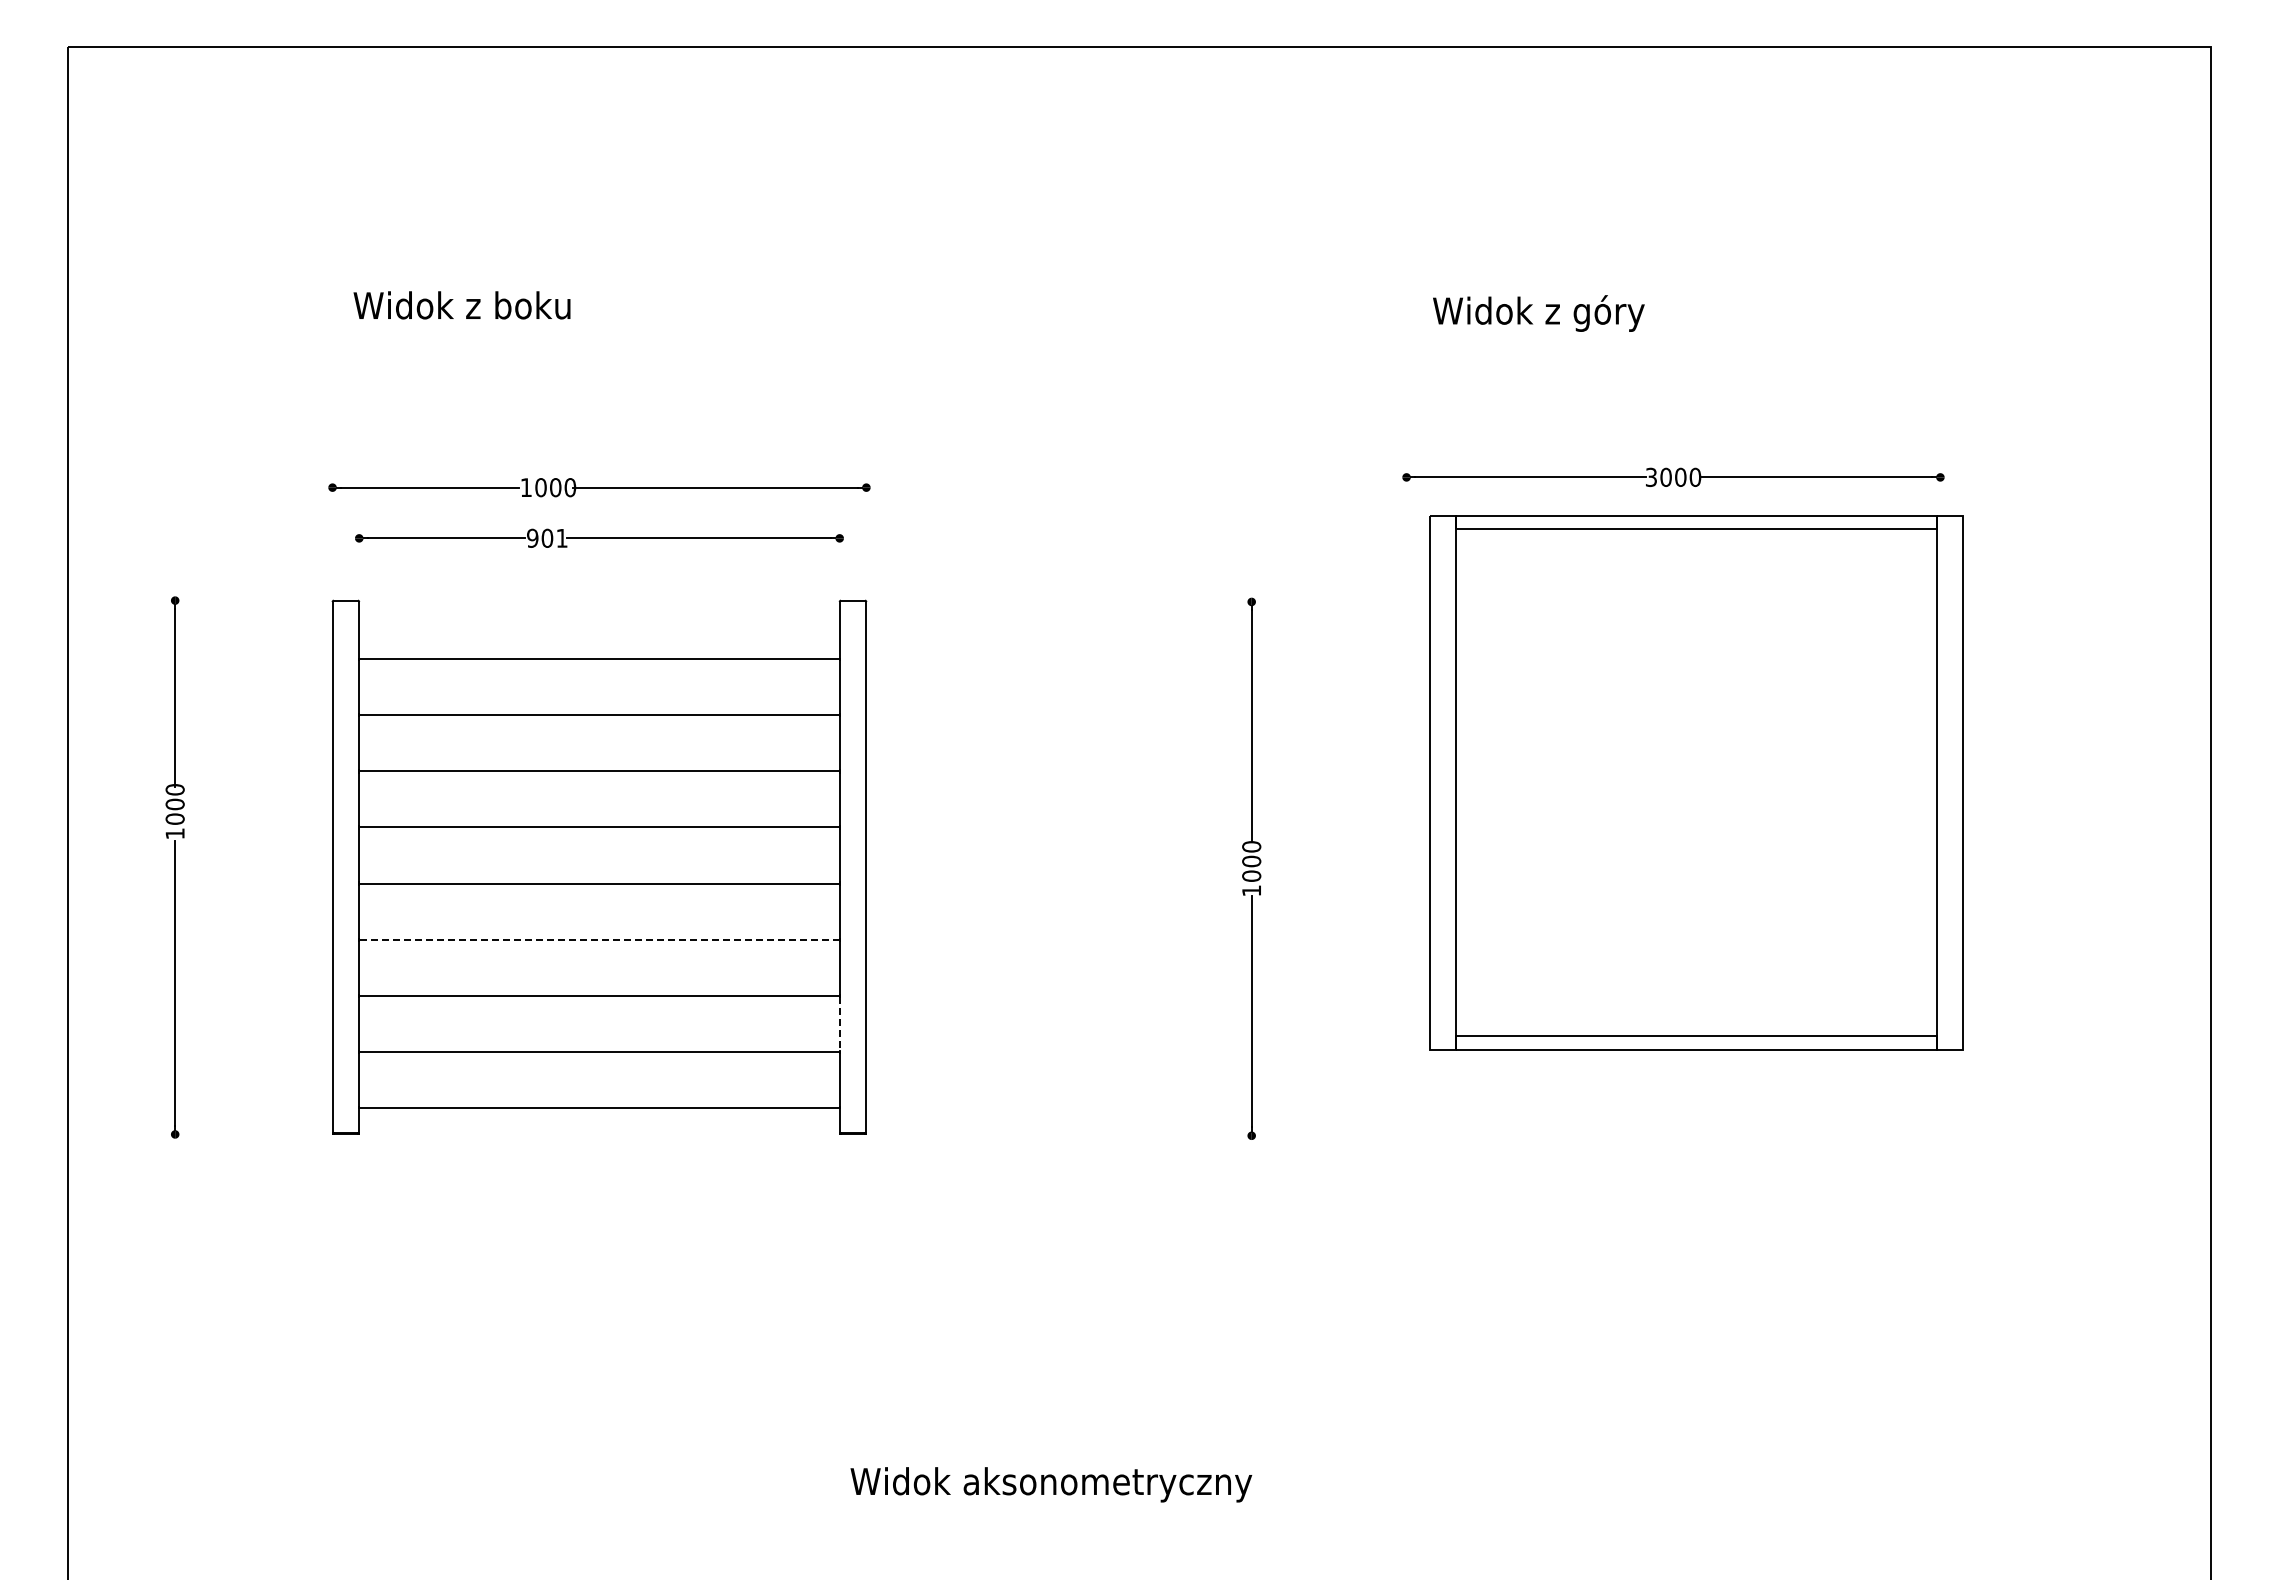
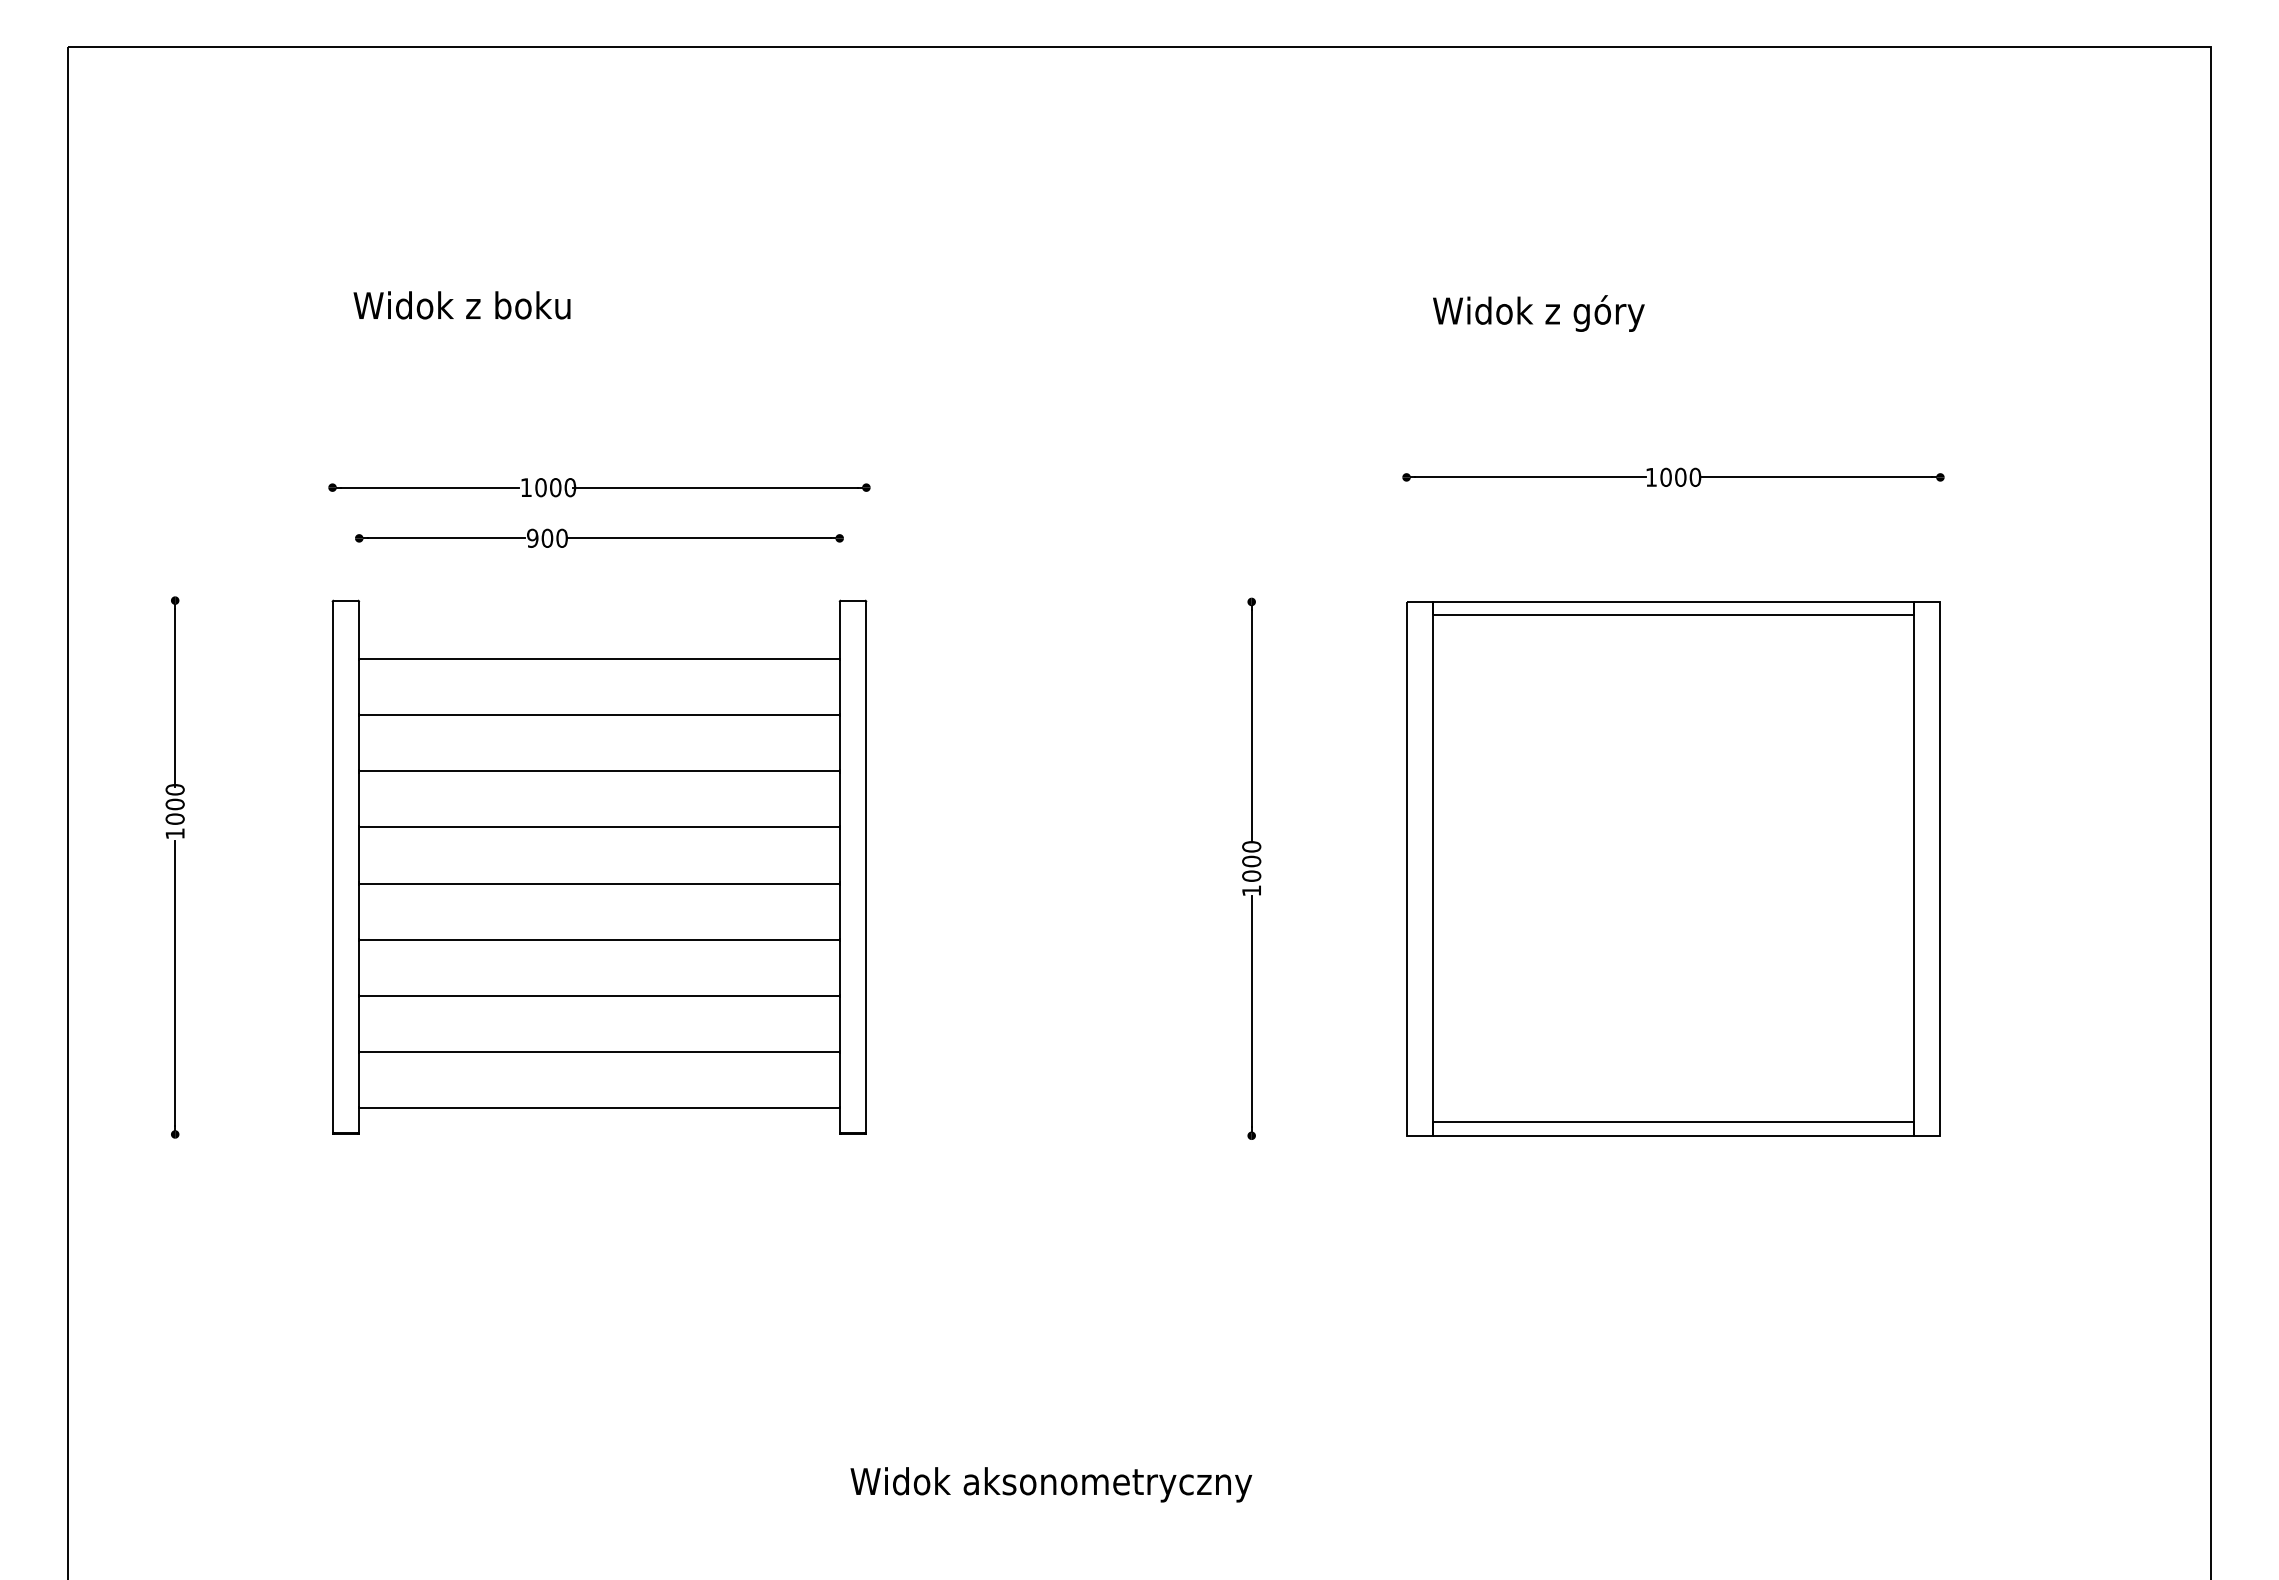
text: 3000 -> 1000 (1651, 477)
text: 901 -> 900 (561, 537)
part position: (1696, 782) -> (1673, 868) (1673, 868)
line: dashed -> solid (598, 939)
line: dashed -> solid (839, 1023)
